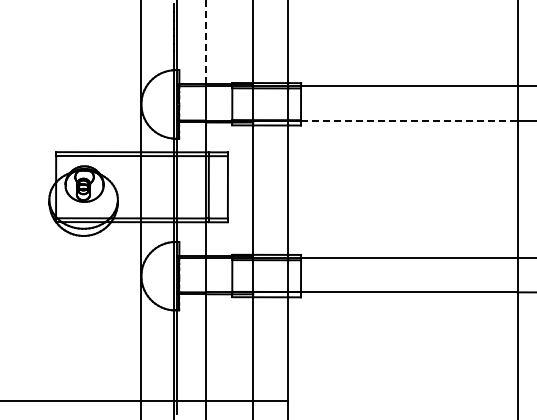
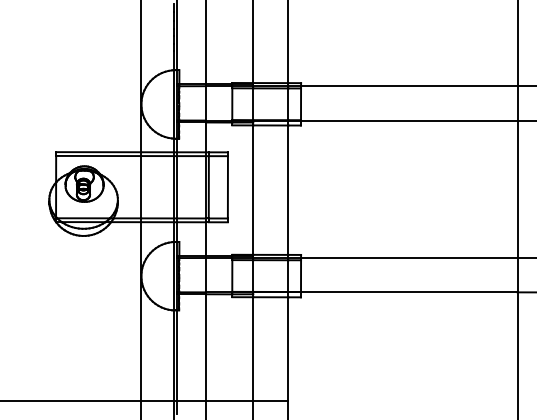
line: dashed -> solid (206, 41)
line: dashed -> solid (409, 120)
